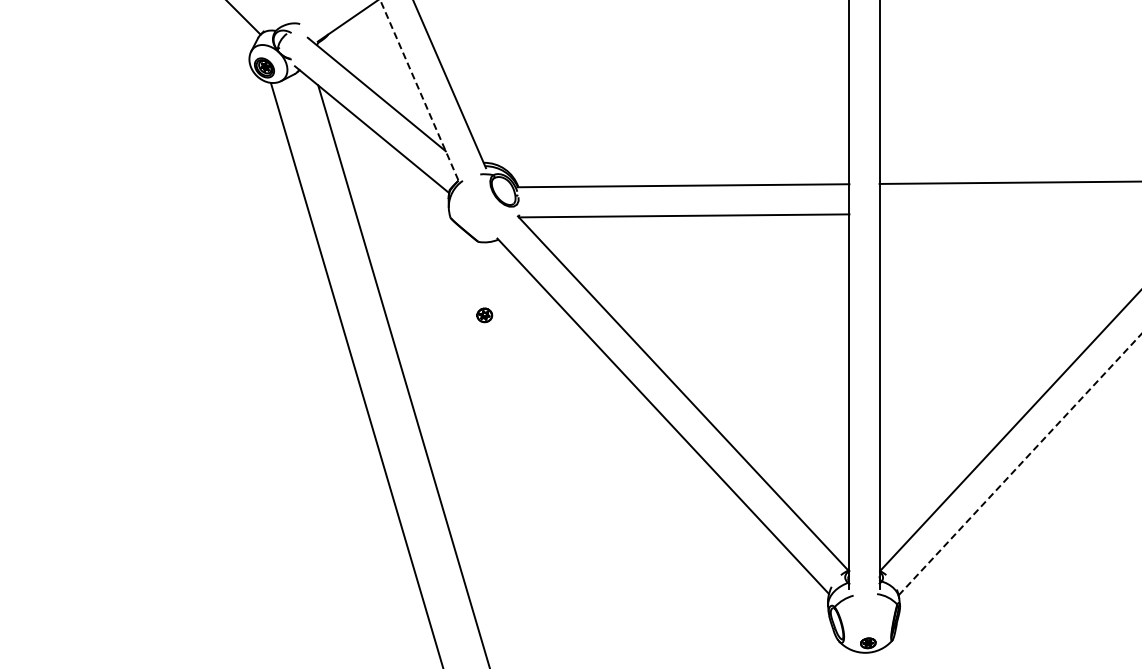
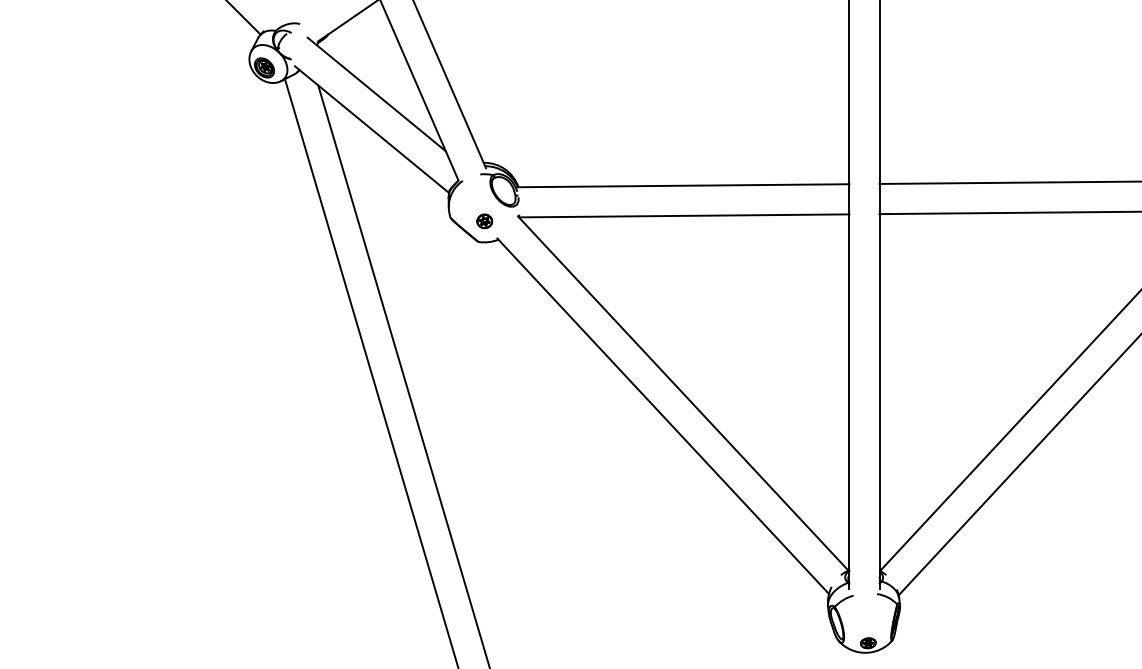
line: dashed -> solid (419, 90)
line: none -> present (1008, 212)
part position: (484, 315) -> (484, 221) (484, 221)
line position: (356, 374) -> (370, 372) (370, 372)
line: dashed -> solid (1020, 464)
